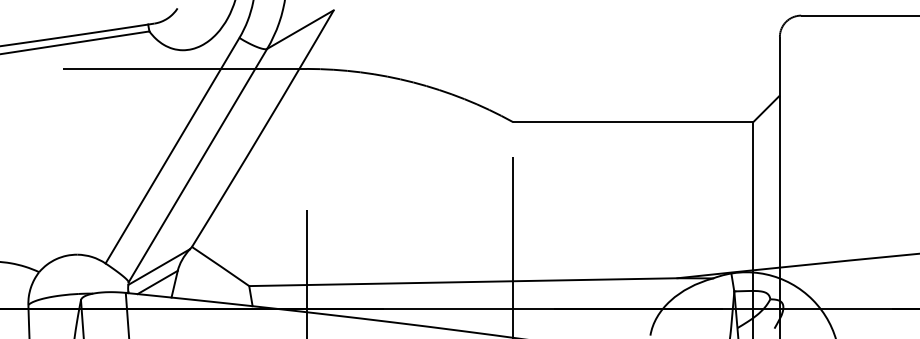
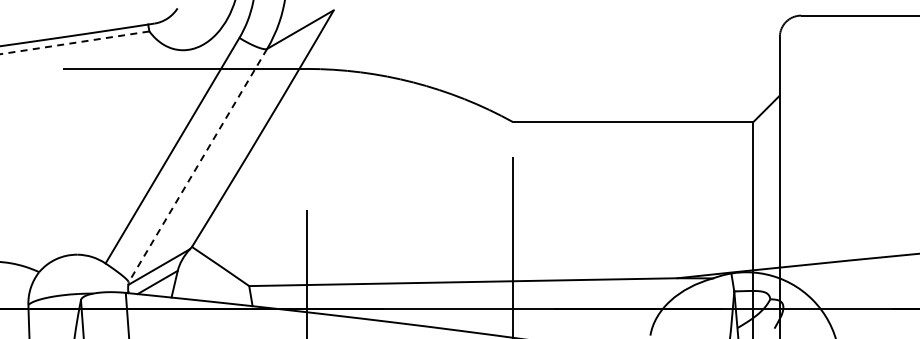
line: solid -> dashed (74, 42)
line: solid -> dashed (197, 165)
